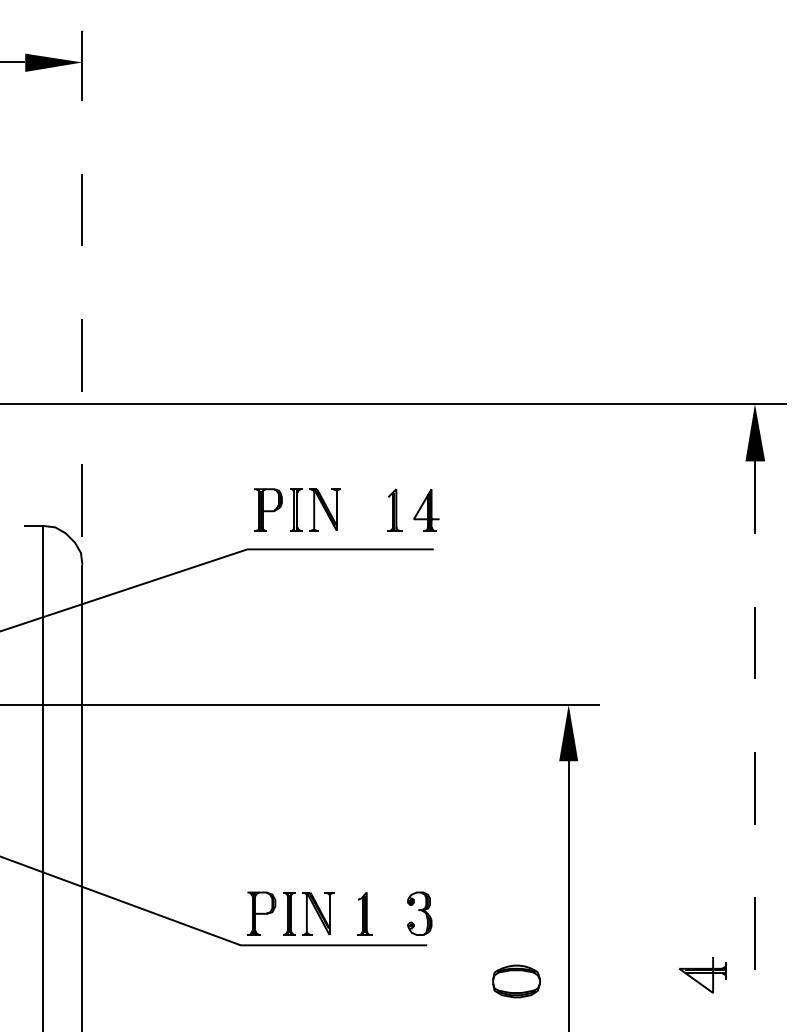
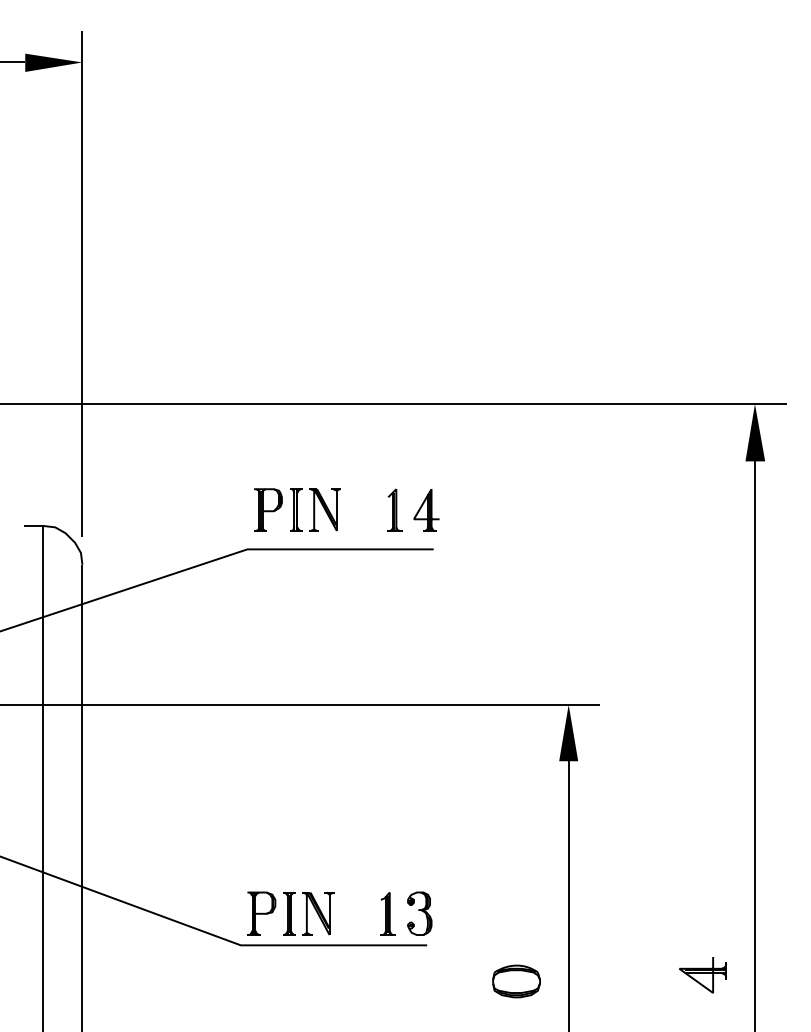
line: dashed -> solid (82, 282)
line: dashed -> solid (754, 746)
part position: (364, 913) -> (387, 913) (387, 913)
